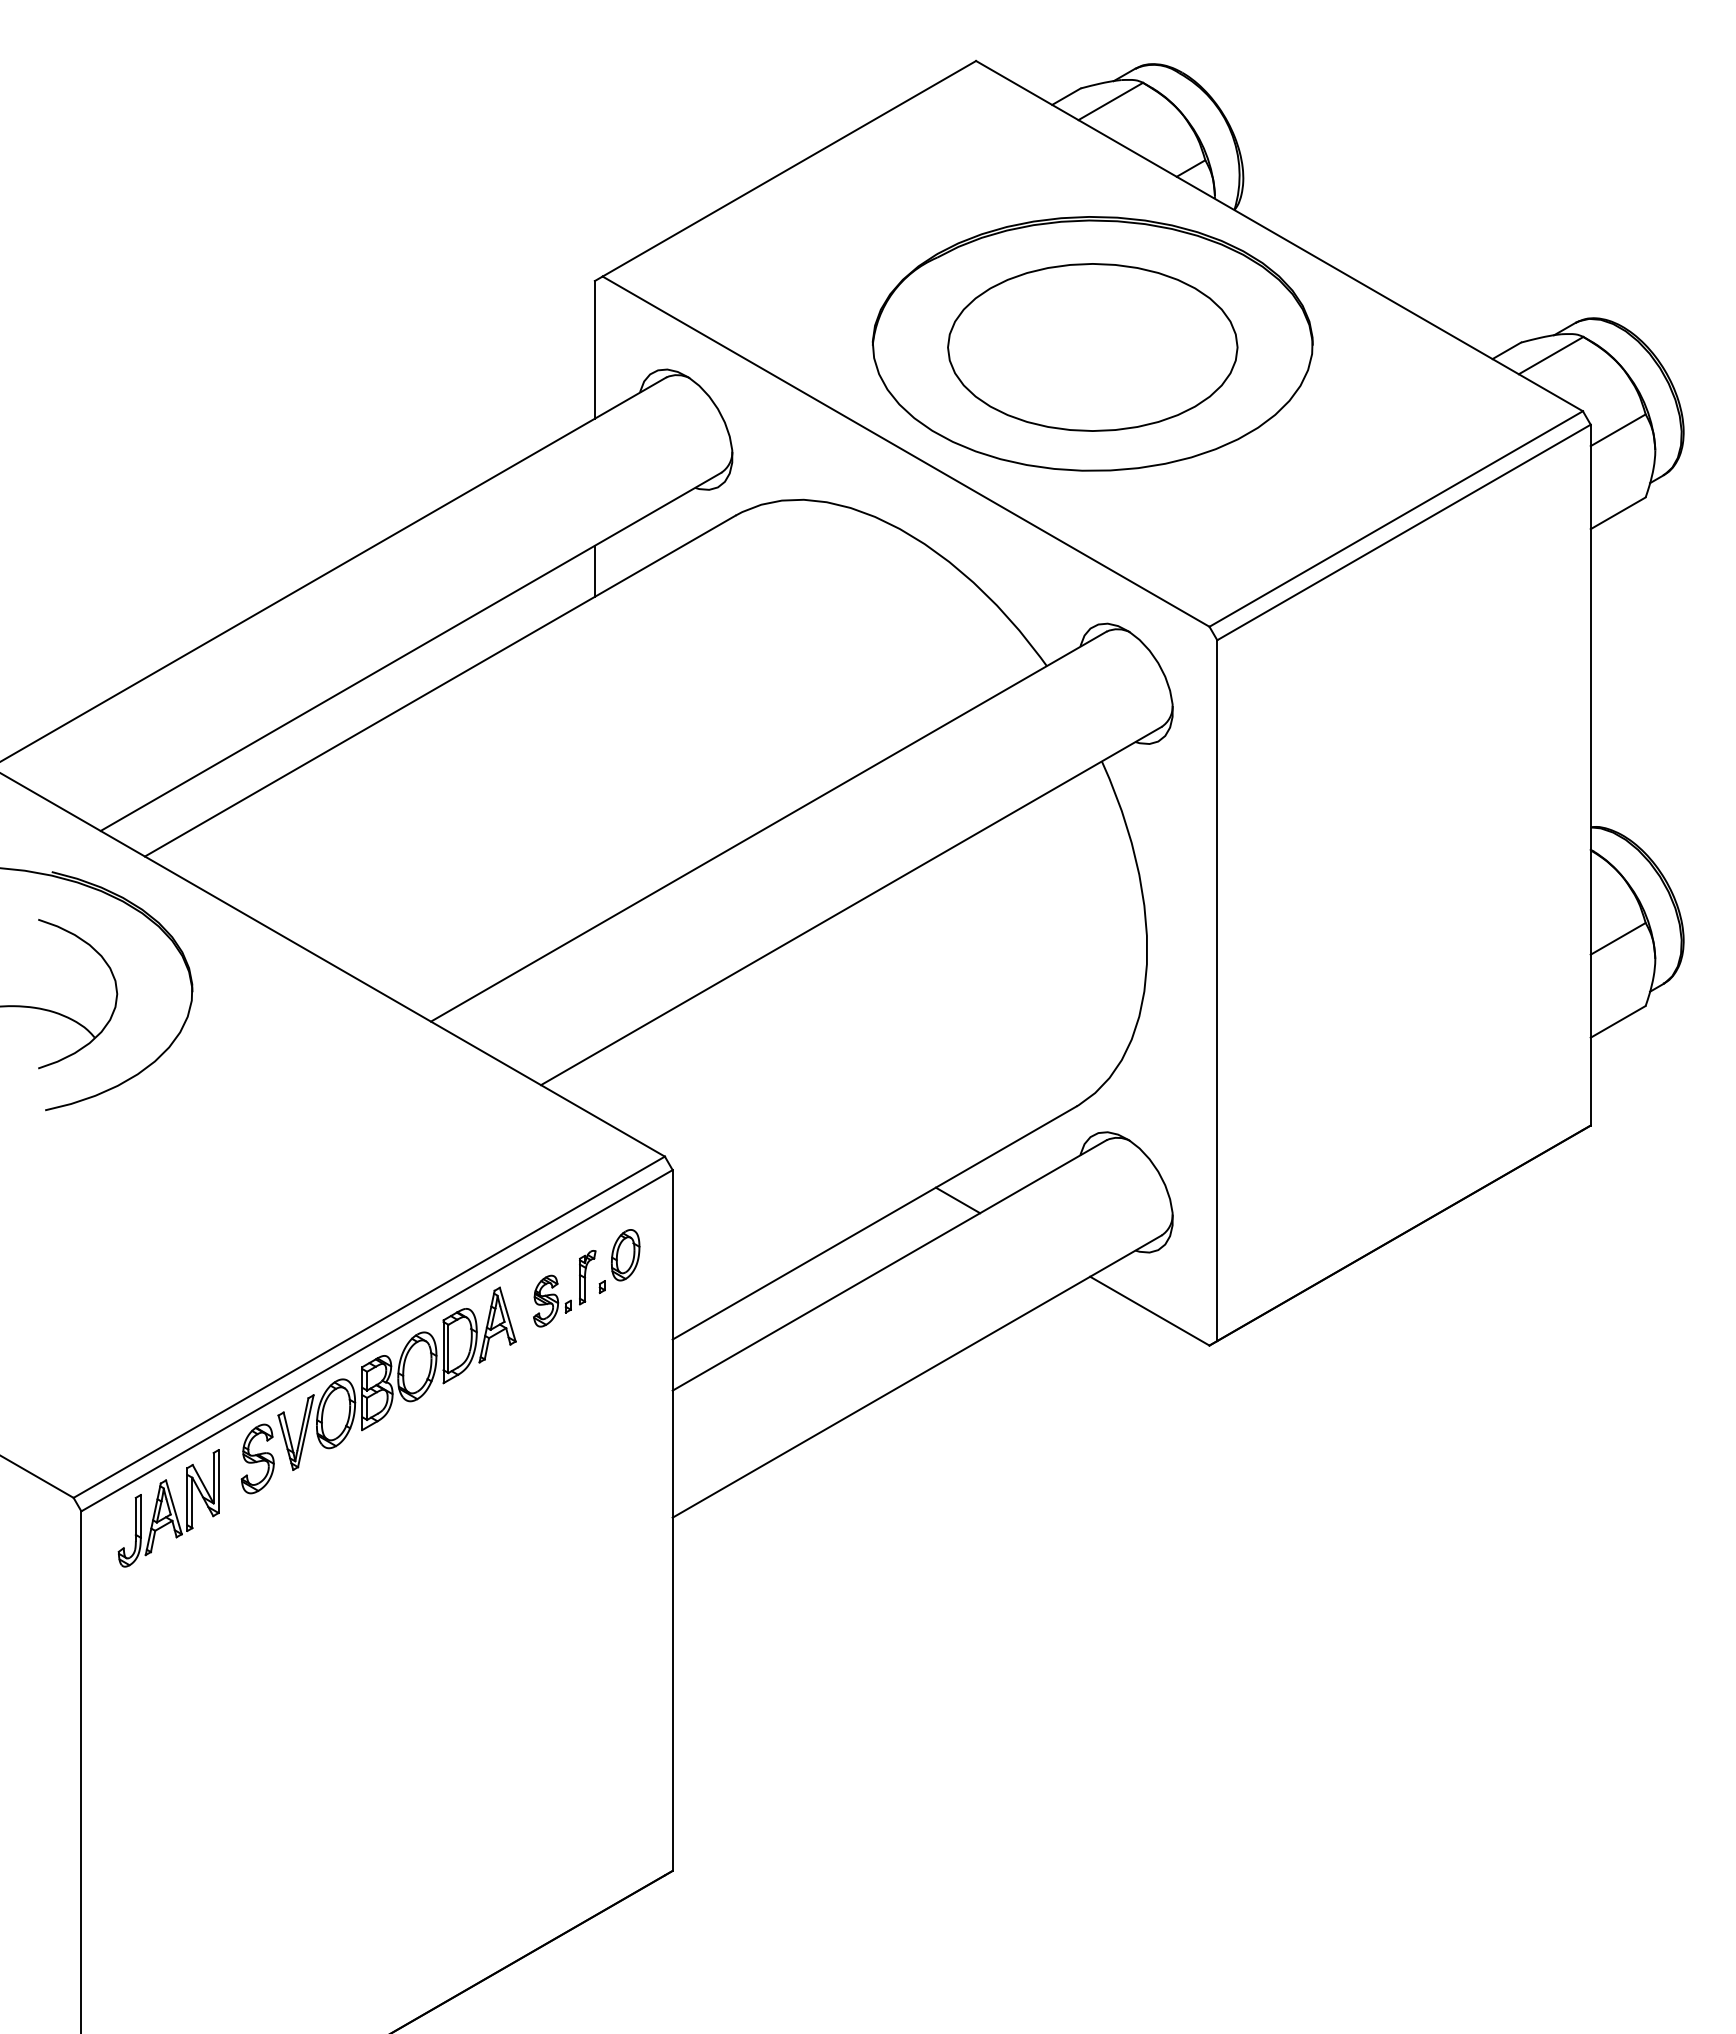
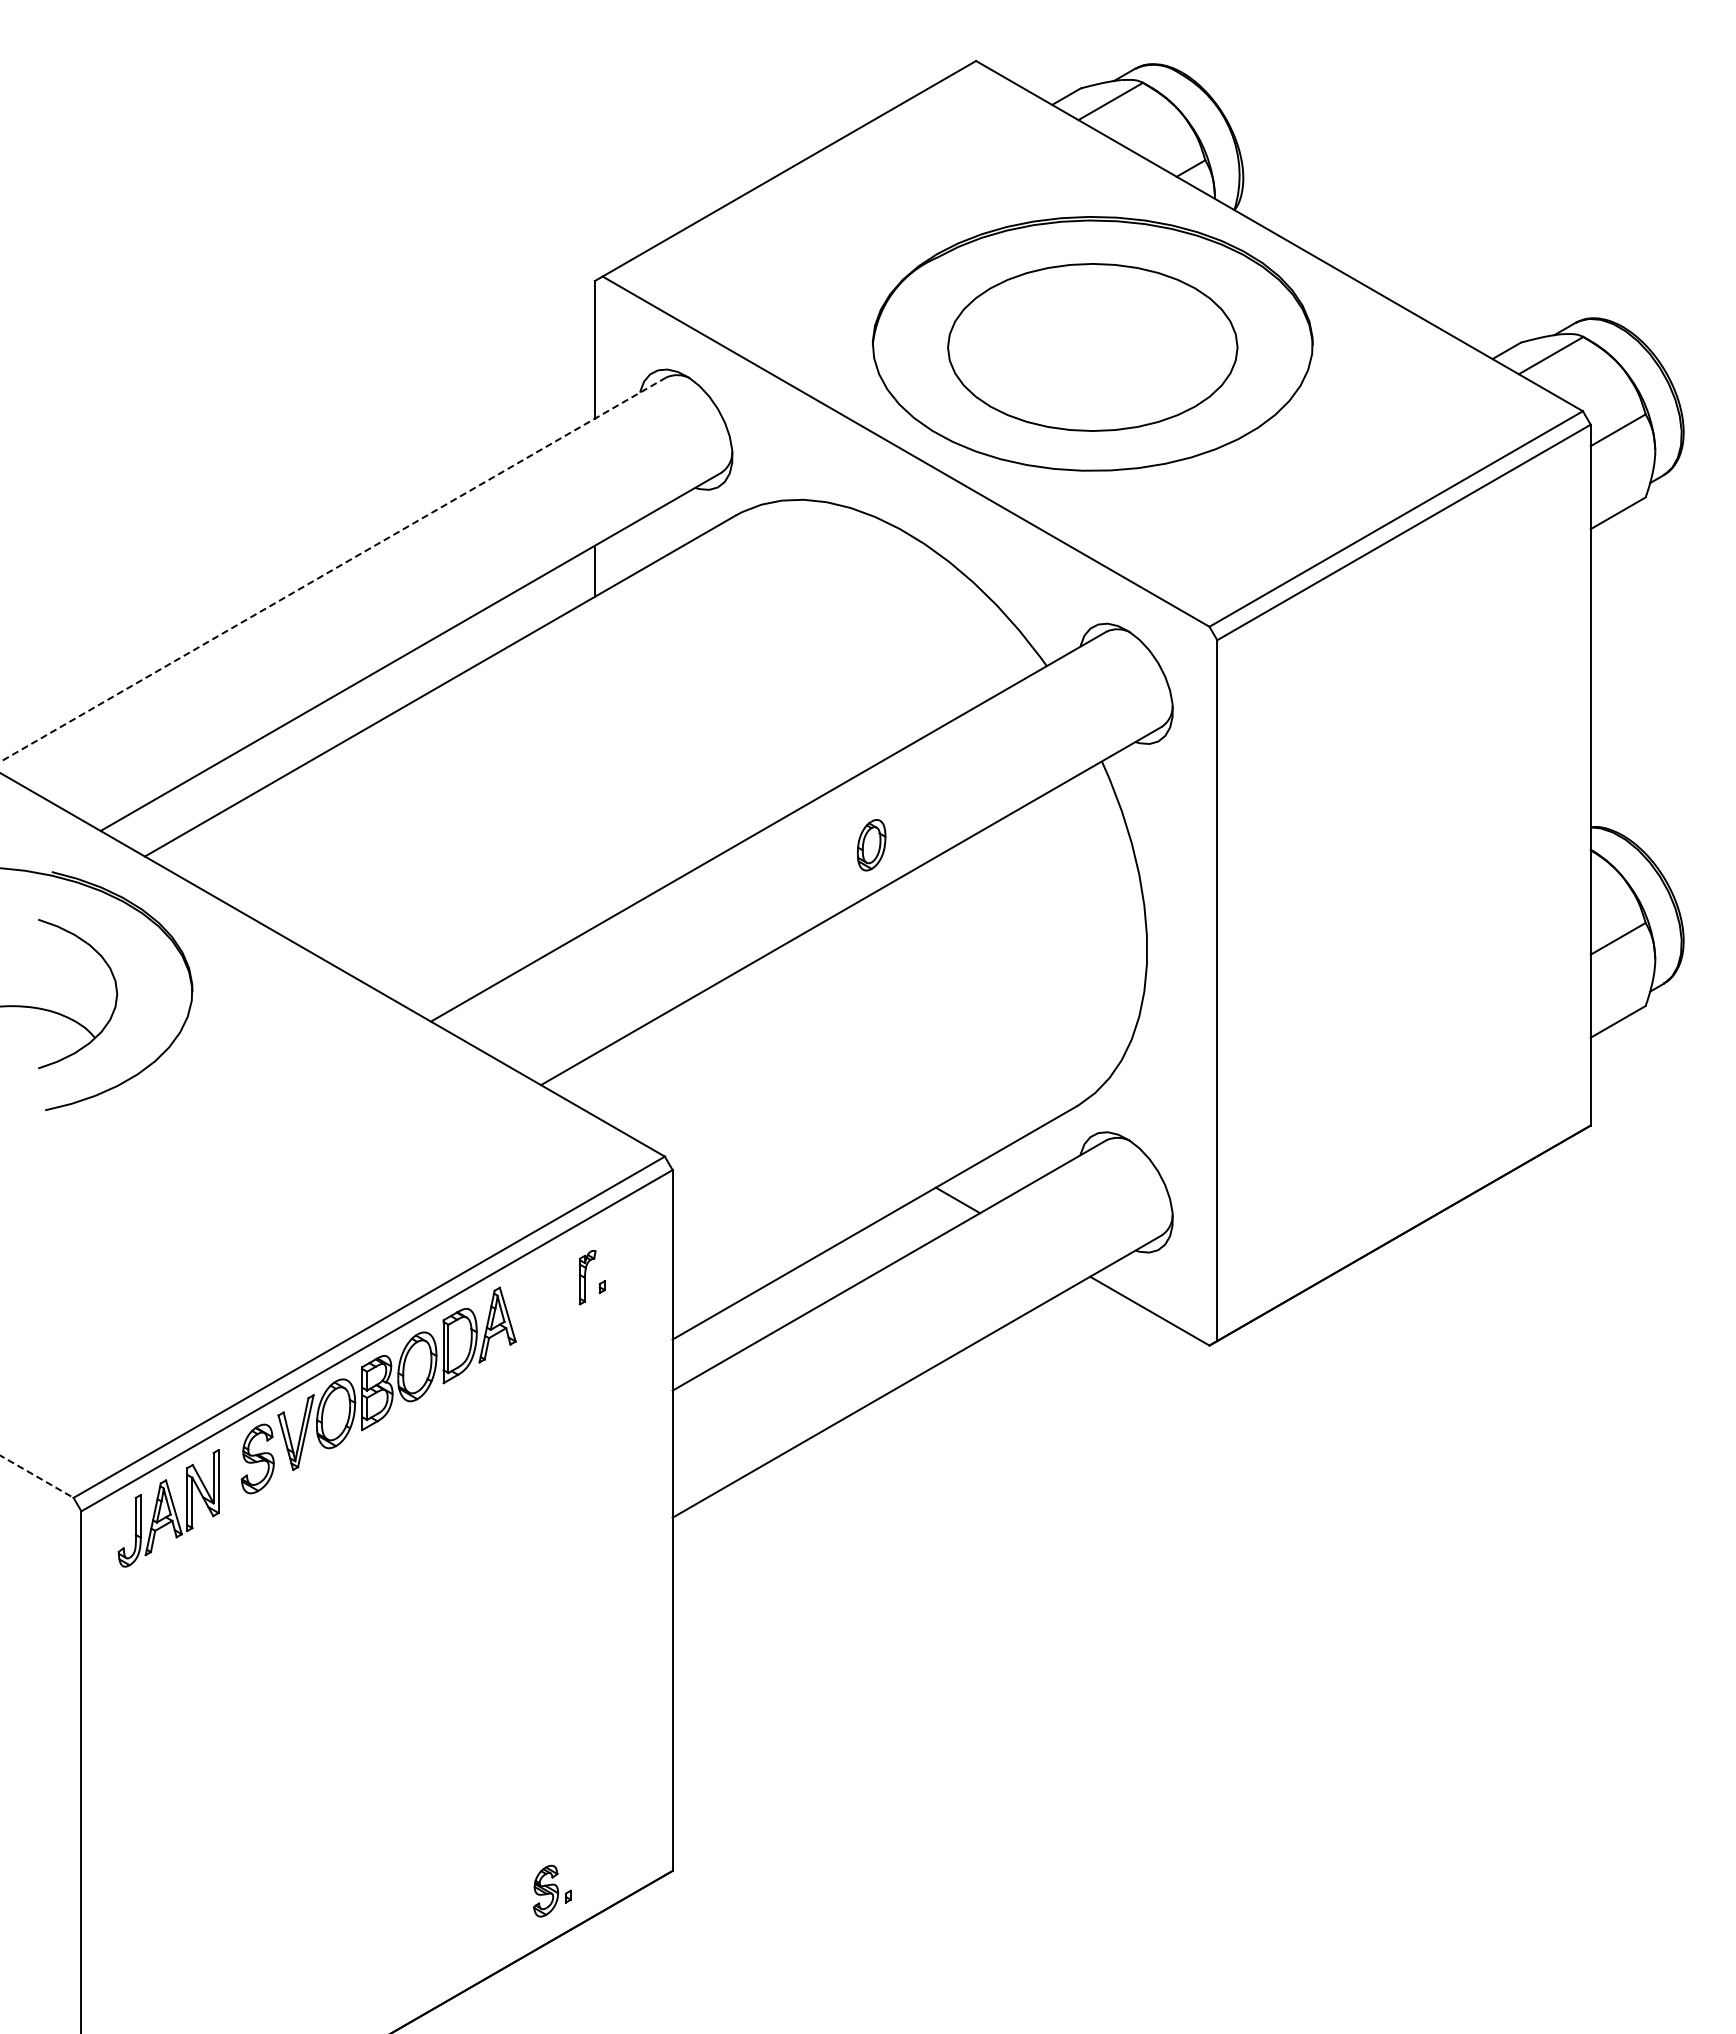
line: solid -> dashed (332, 570)
part position: (625, 1255) -> (871, 845) (871, 845)
part position: (552, 1300) -> (552, 1890) (552, 1890)
line: solid -> dashed (37, 1476)
